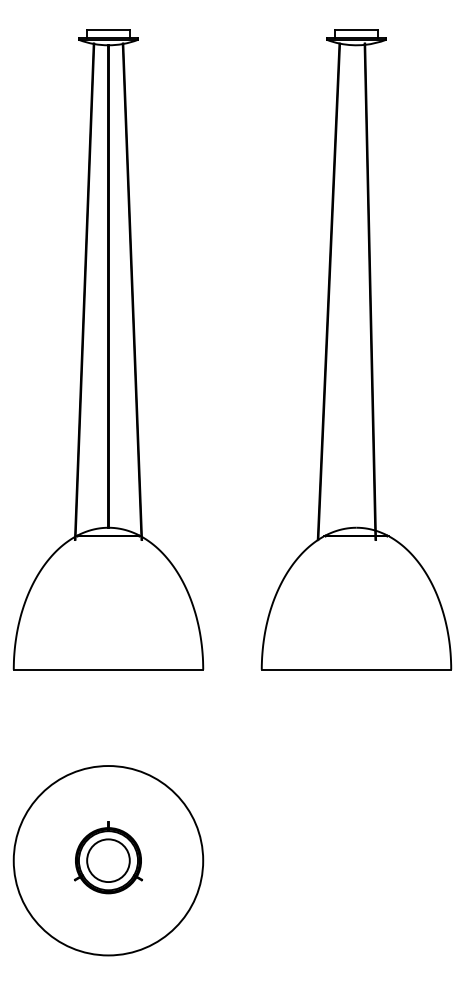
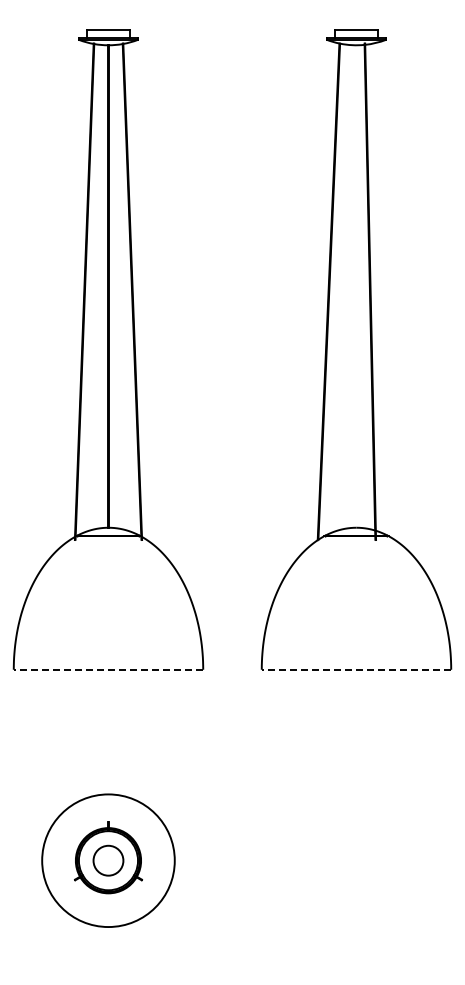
line: solid -> dashed (108, 669)
line: solid -> dashed (356, 669)
circle diameter: 189 px -> 133 px (108, 860)
circle diameter: 43 px -> 30 px (108, 860)
